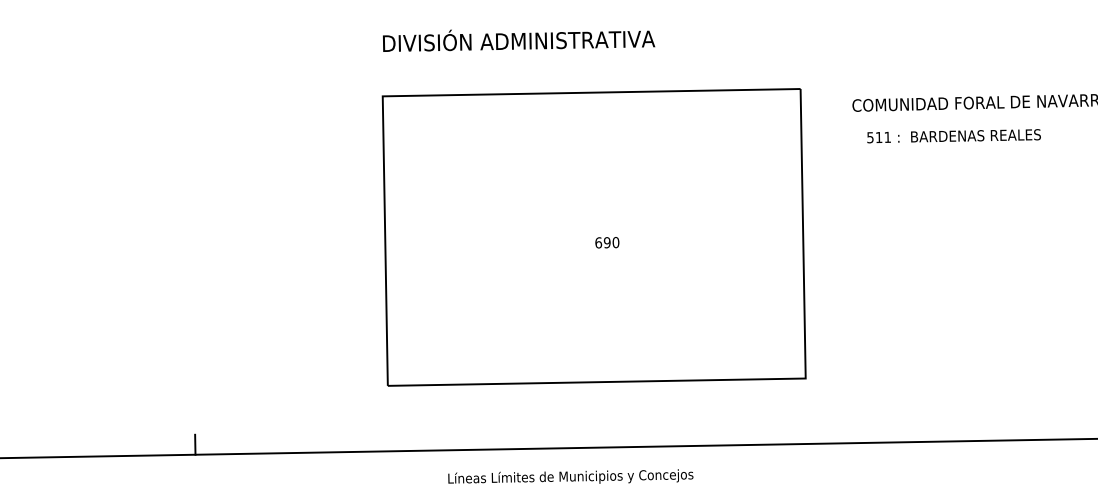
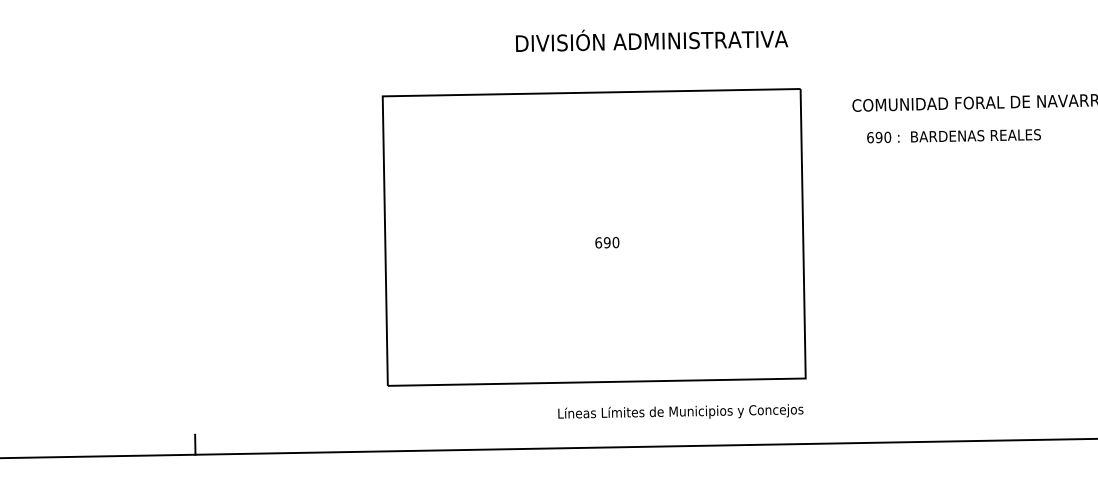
text position: (519, 40) -> (652, 40) (652, 40)
text: 511 -> 690 (879, 137)
text position: (570, 476) -> (680, 411) (680, 411)
